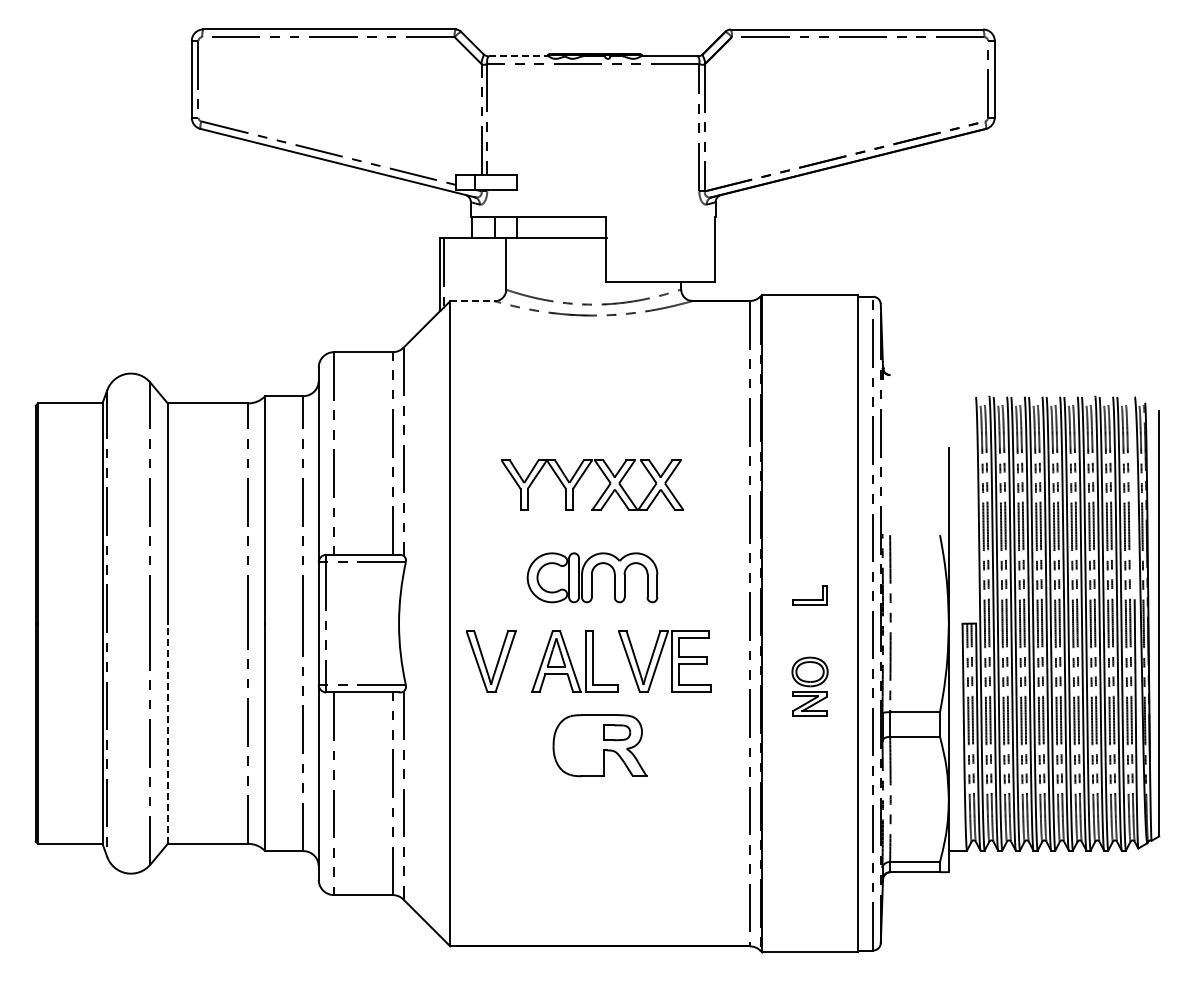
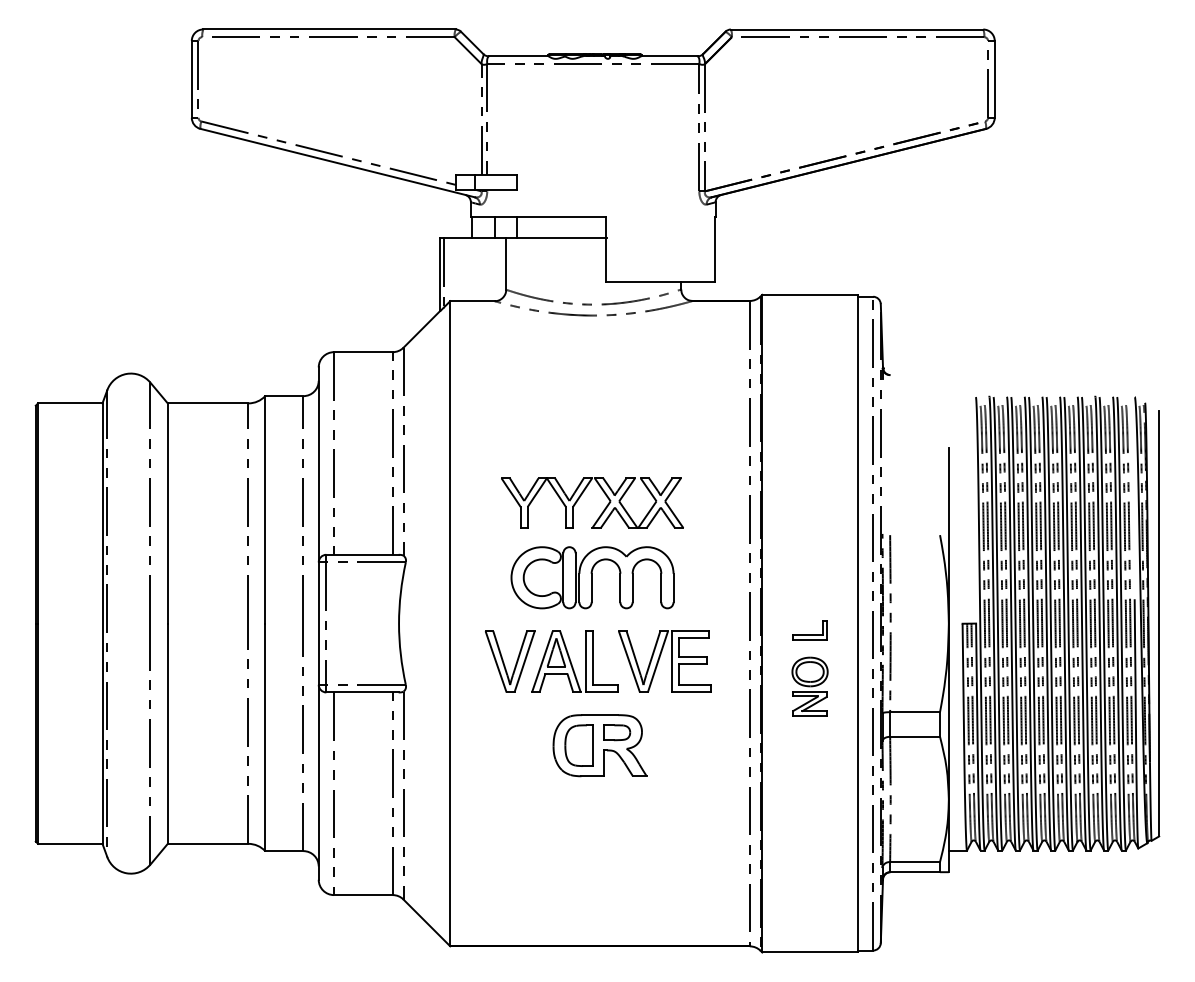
line: dashed -> solid (518, 56)
line: dashed -> solid (472, 301)
part position: (581, 478) -> (581, 496) (581, 496)
part size: 133x52 px -> 165x64 px (592, 577)
part position: (809, 595) -> (809, 630) (809, 630)
part position: (491, 661) -> (510, 661) (510, 661)
line: dashed -> solid (167, 733)
part: none -> present (578, 745)
